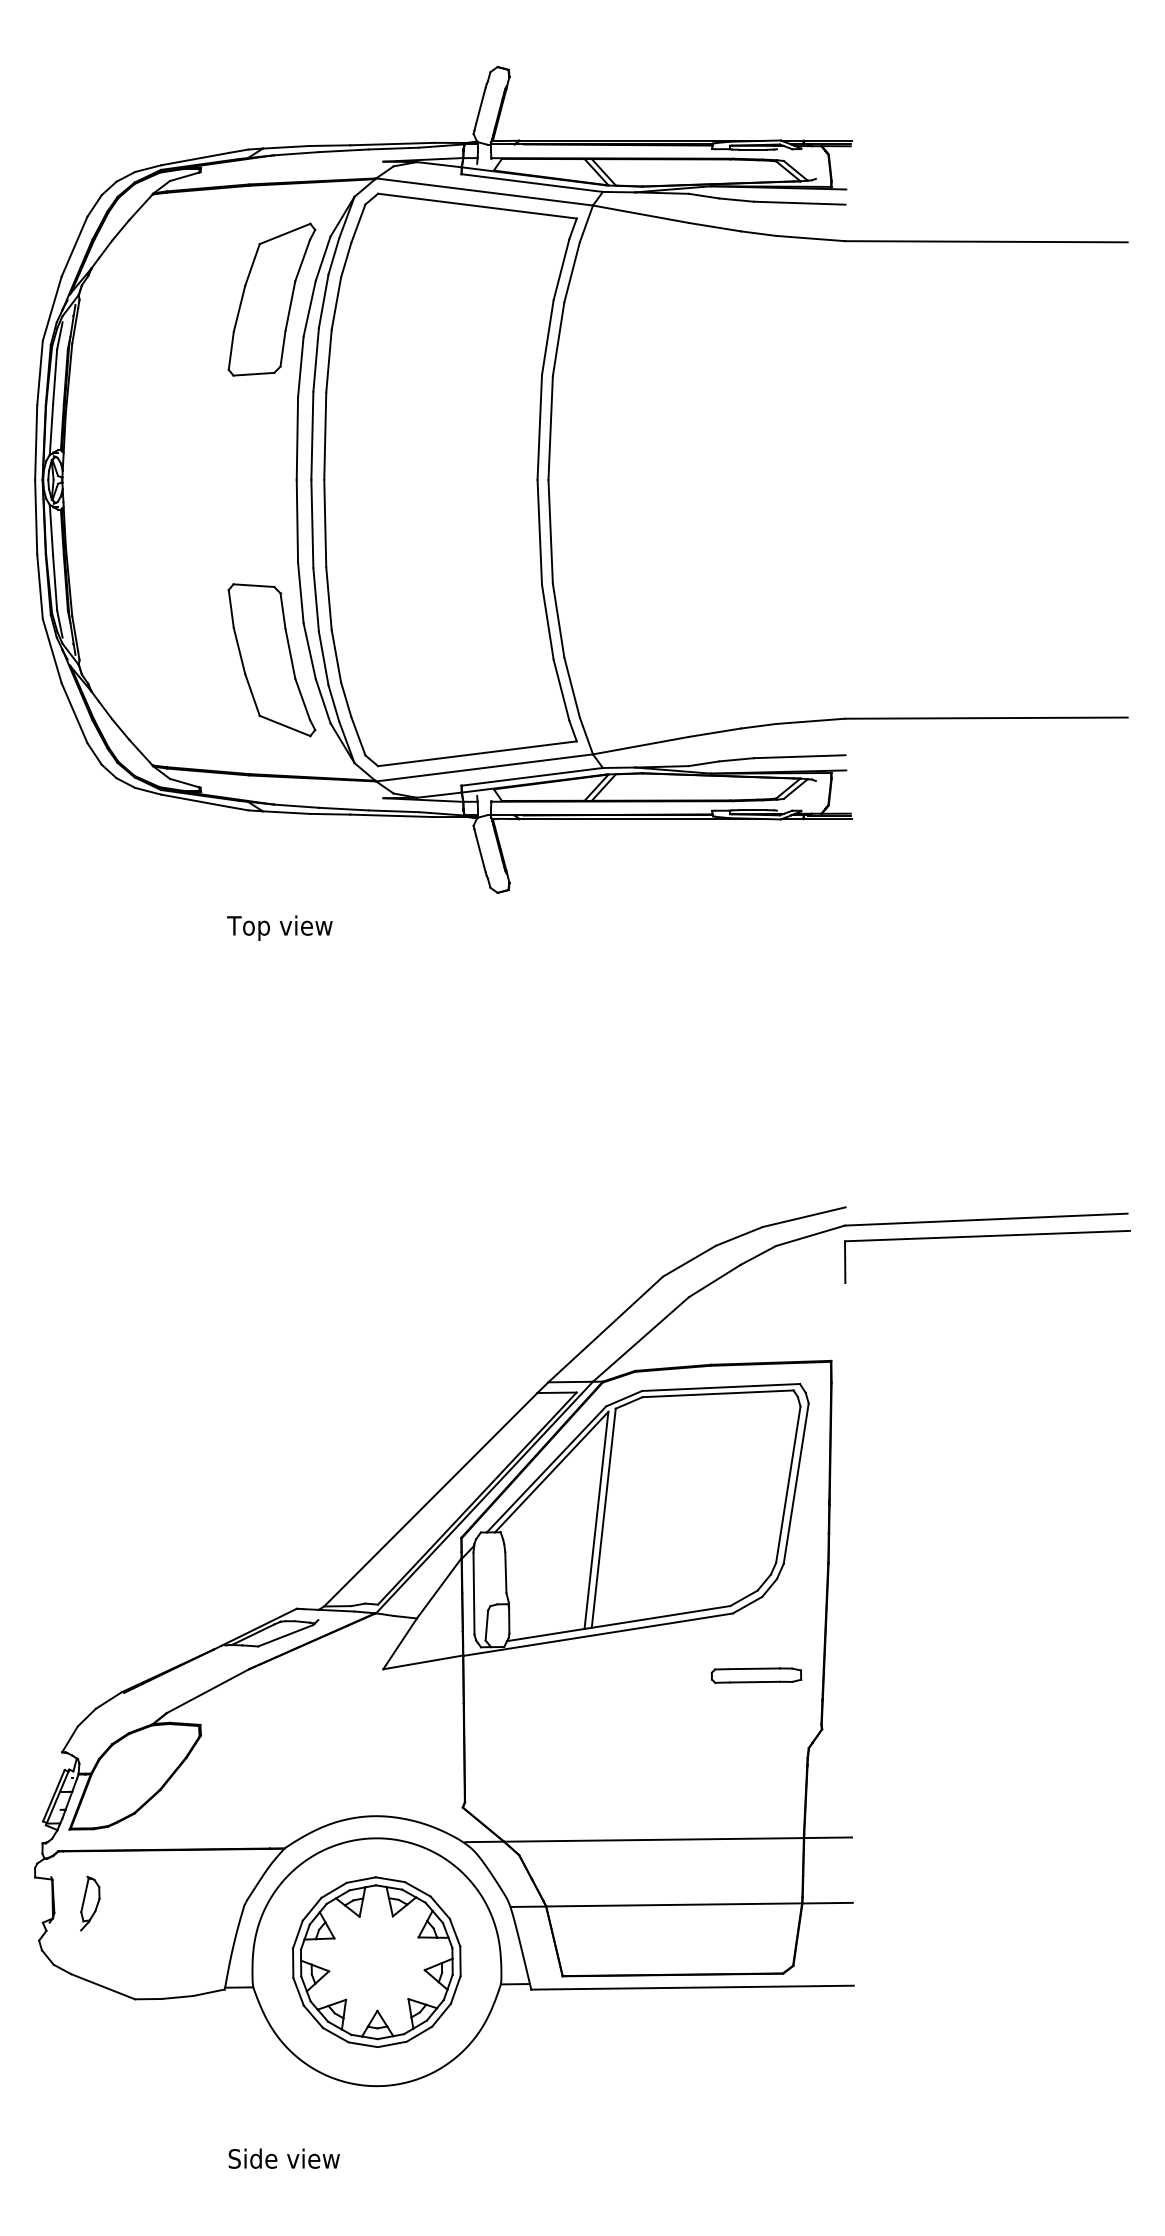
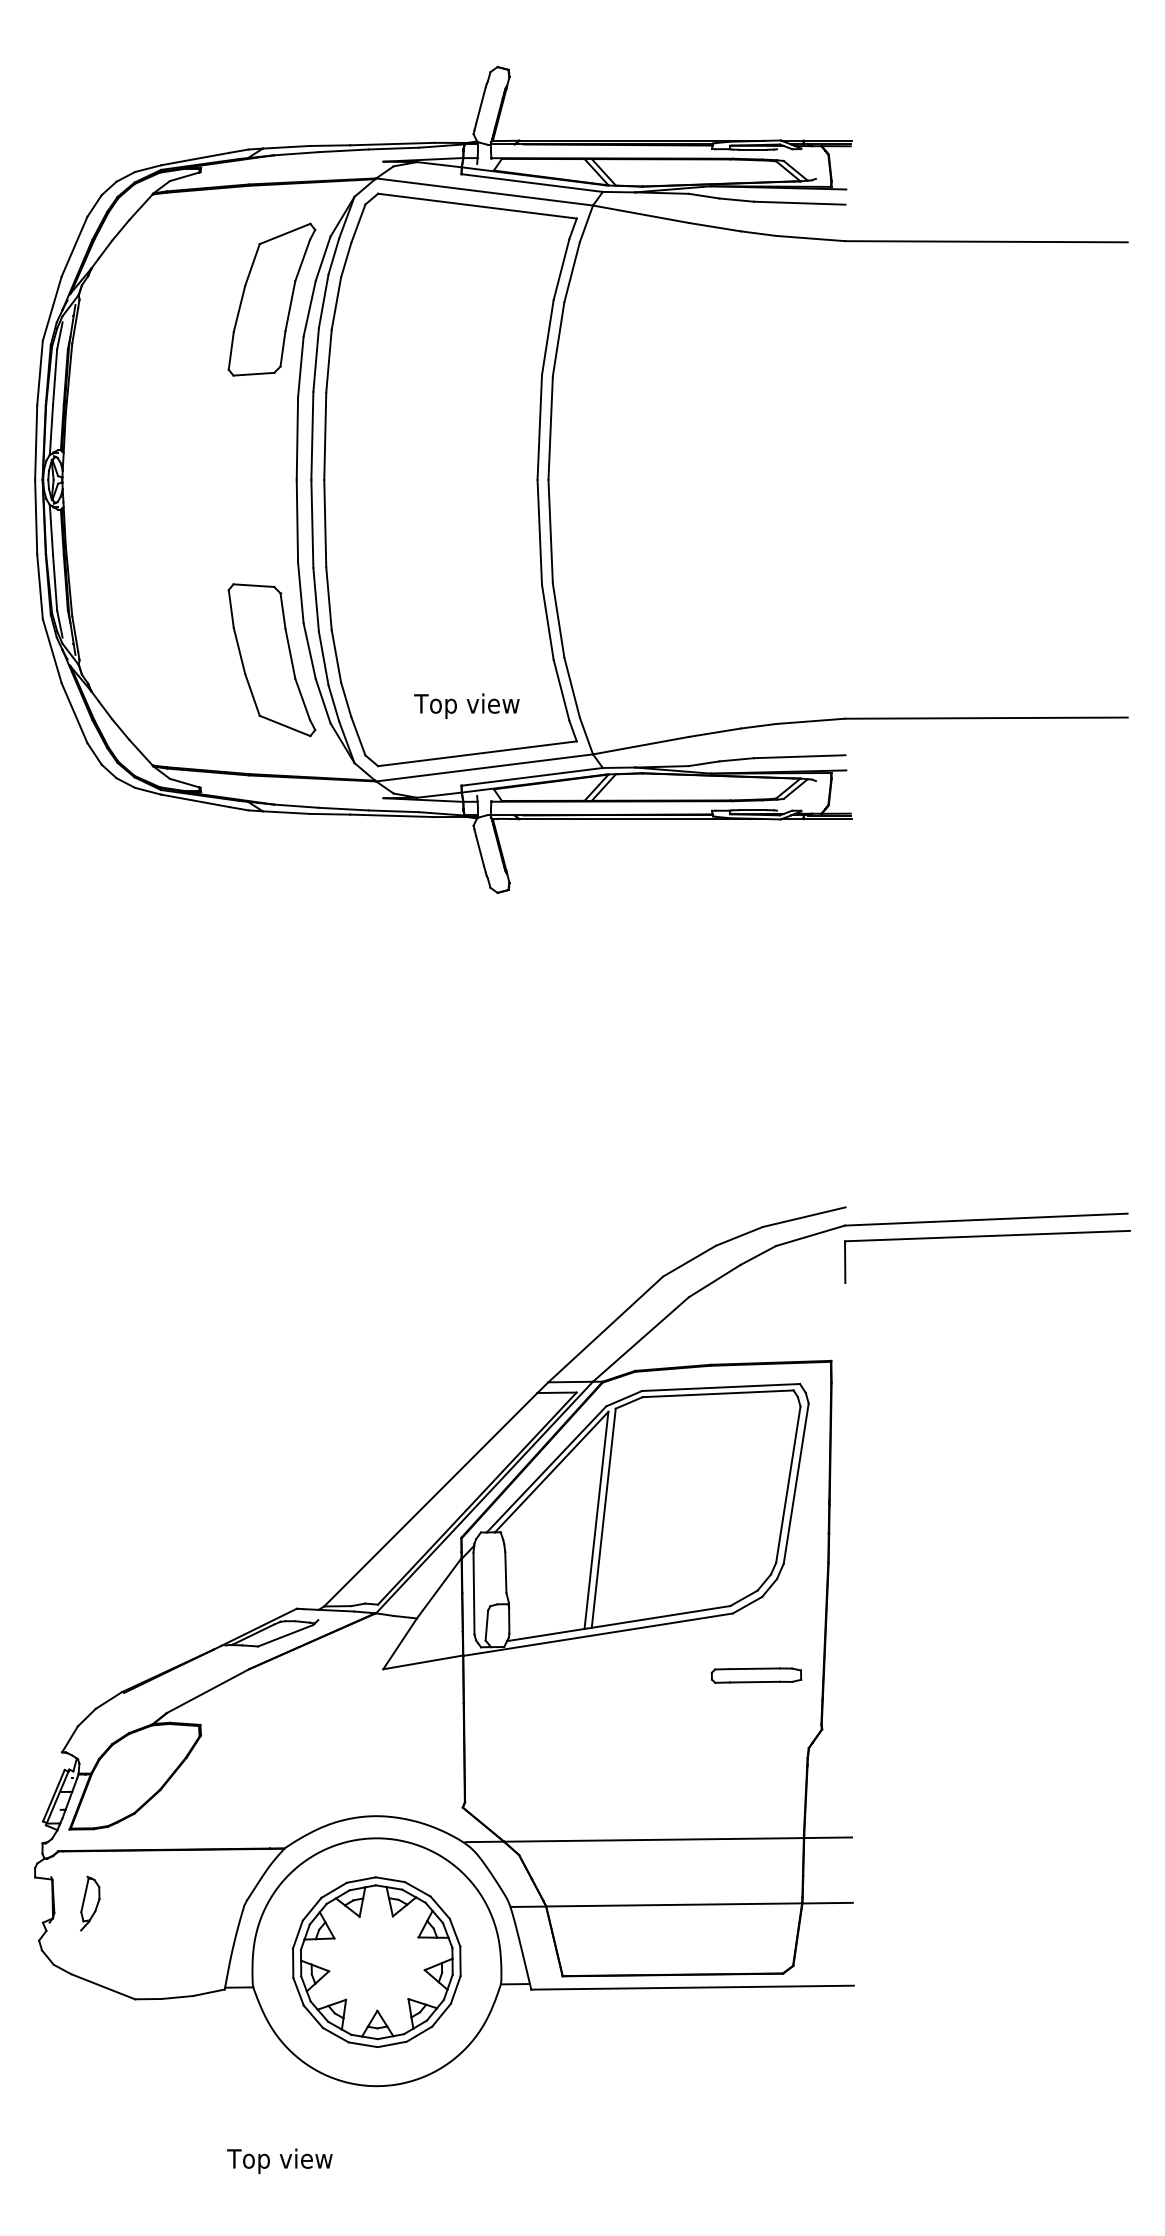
text position: (279, 927) -> (466, 705) (466, 705)
text: Side view -> Top view (283, 2160)
